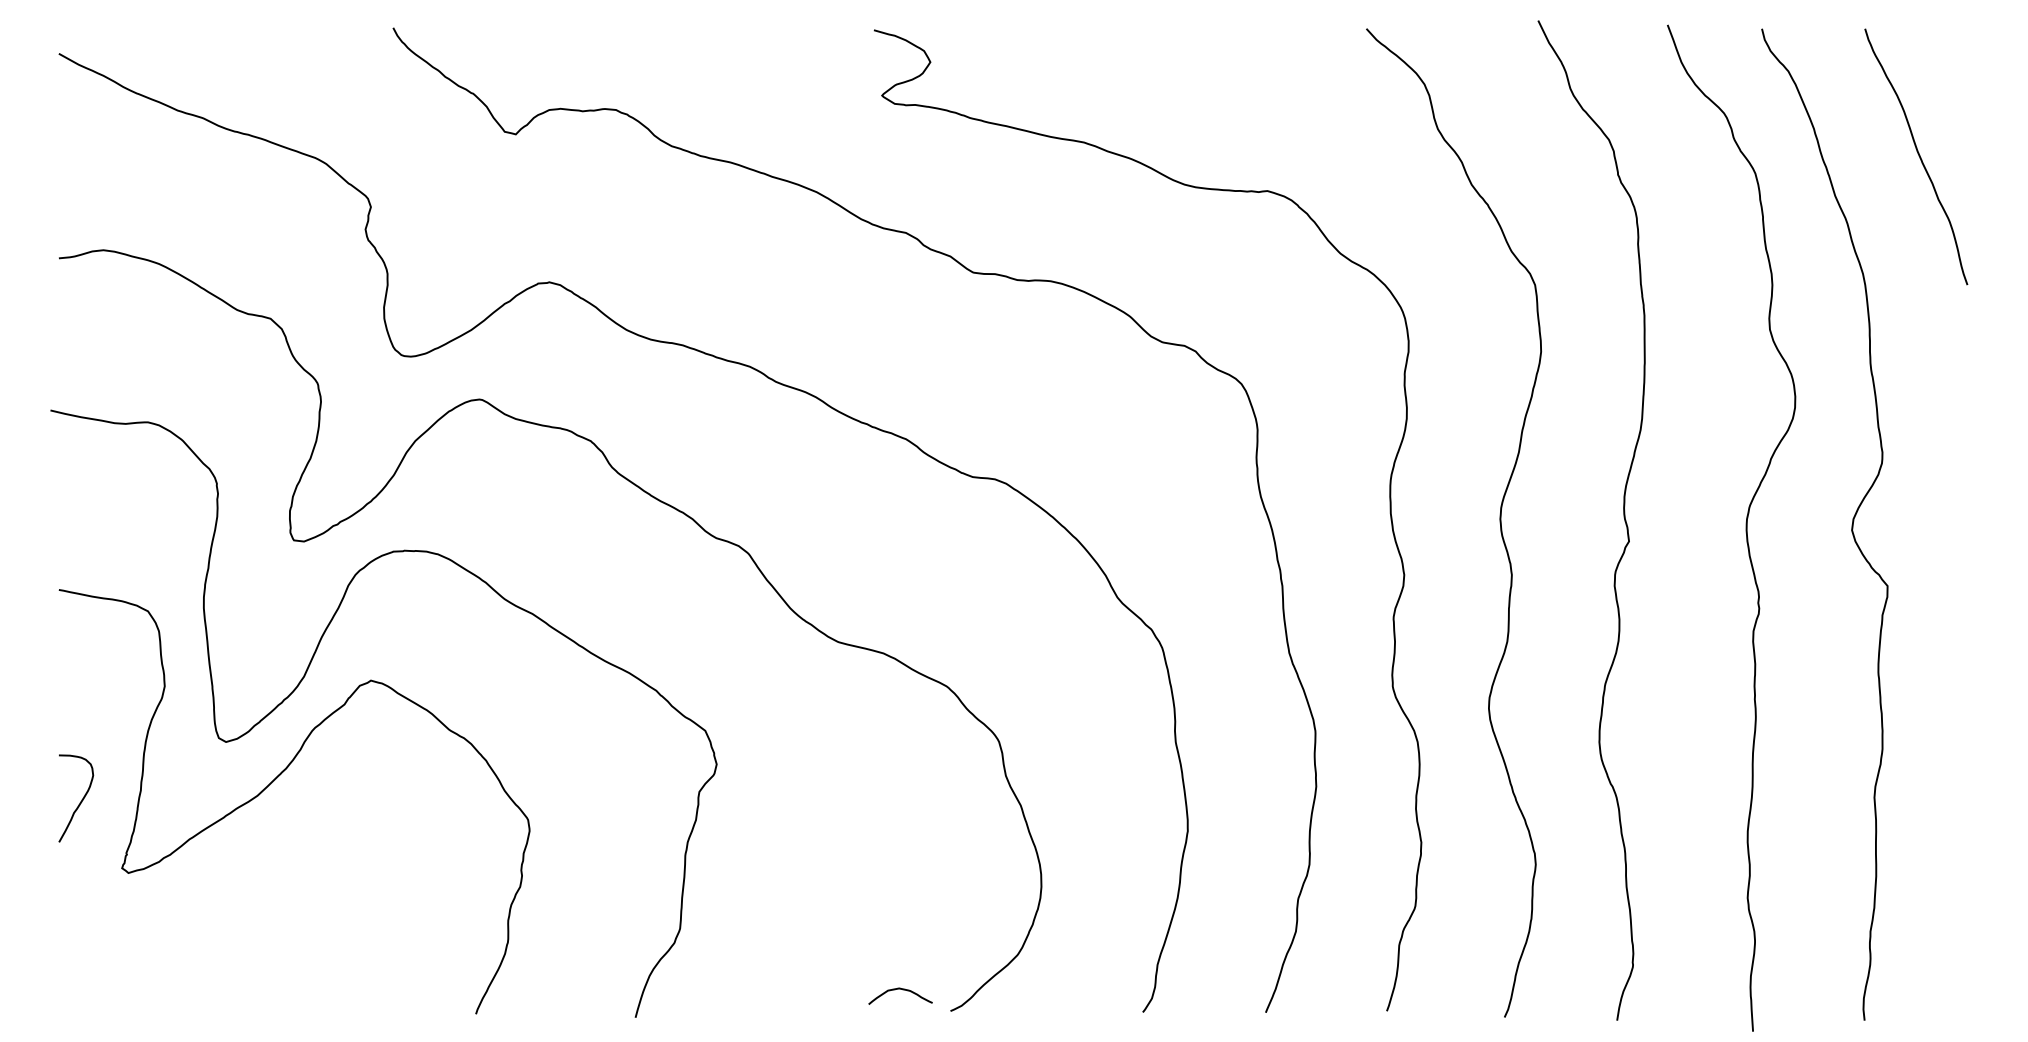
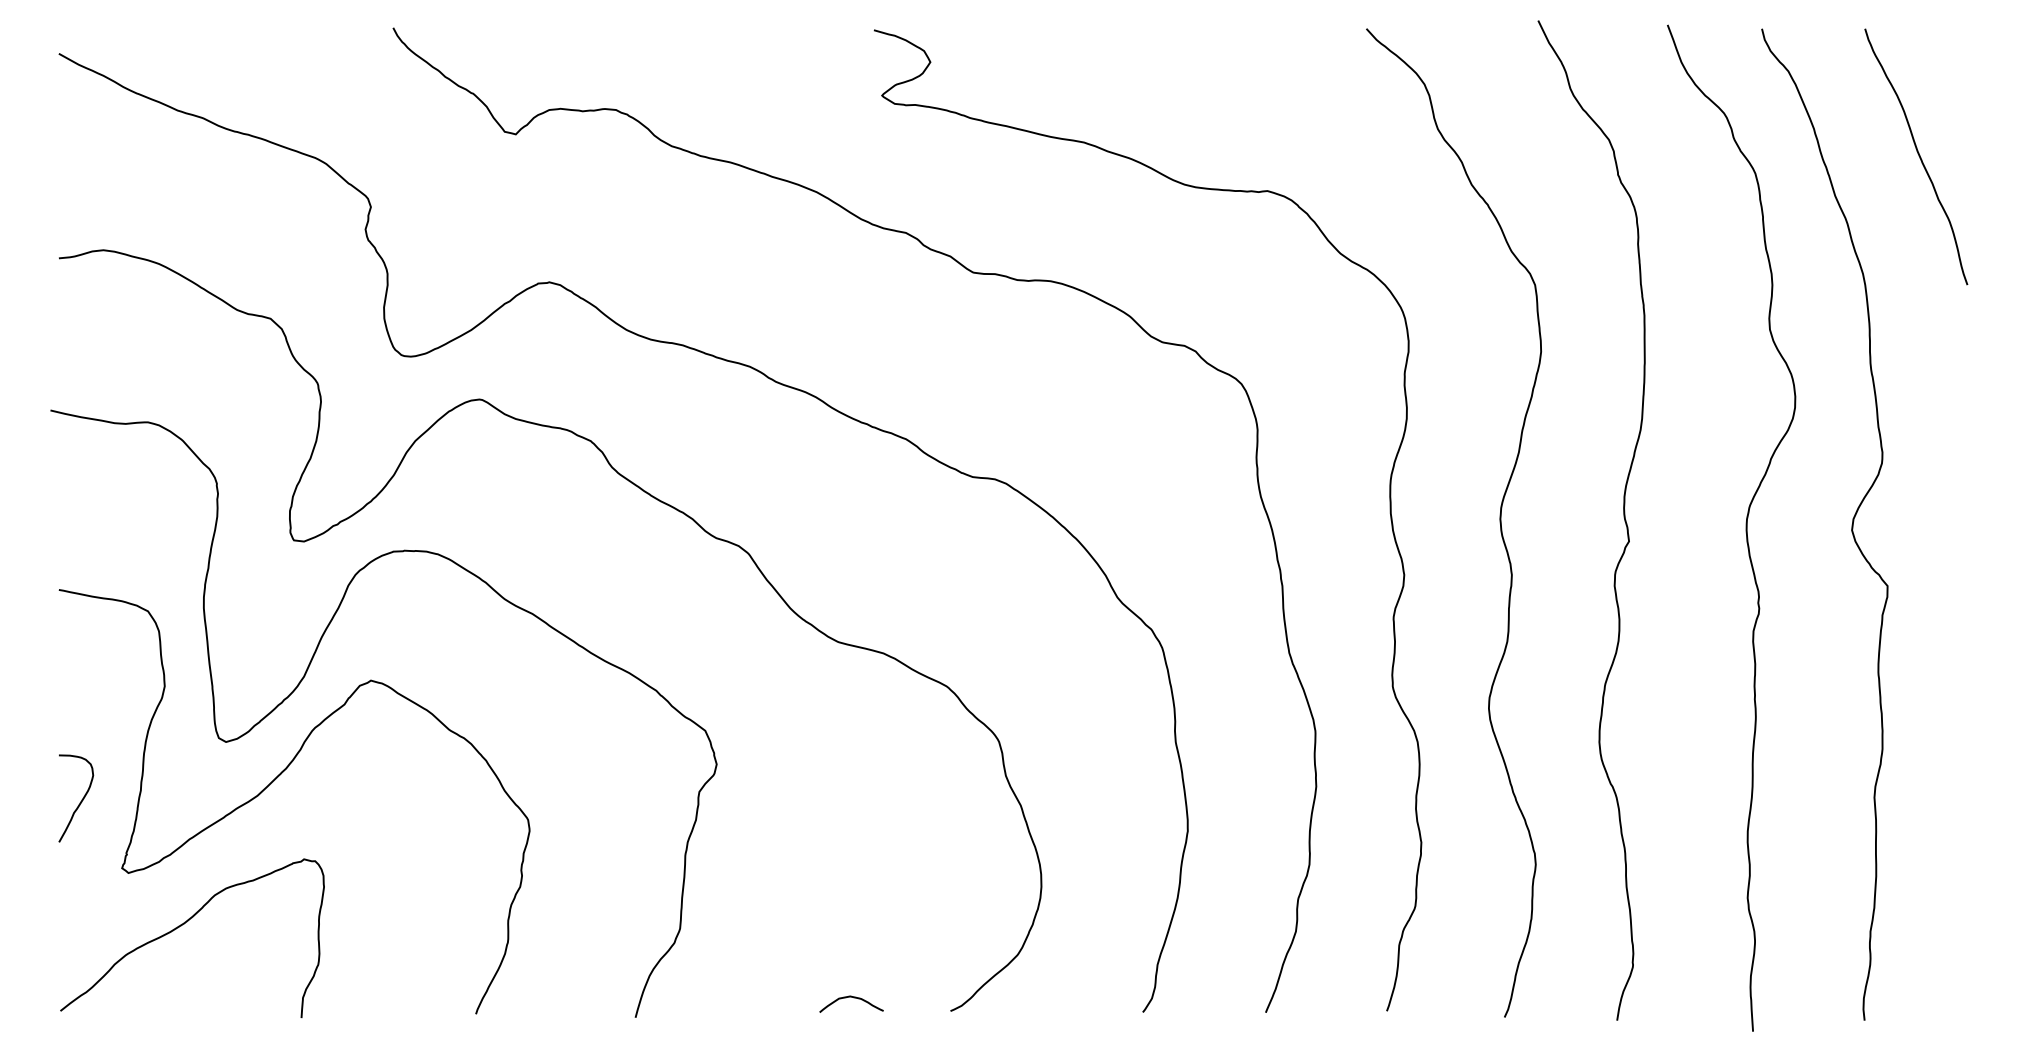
curve: none -> present (184, 924)
curve position: (902, 990) -> (853, 998) (853, 998)
